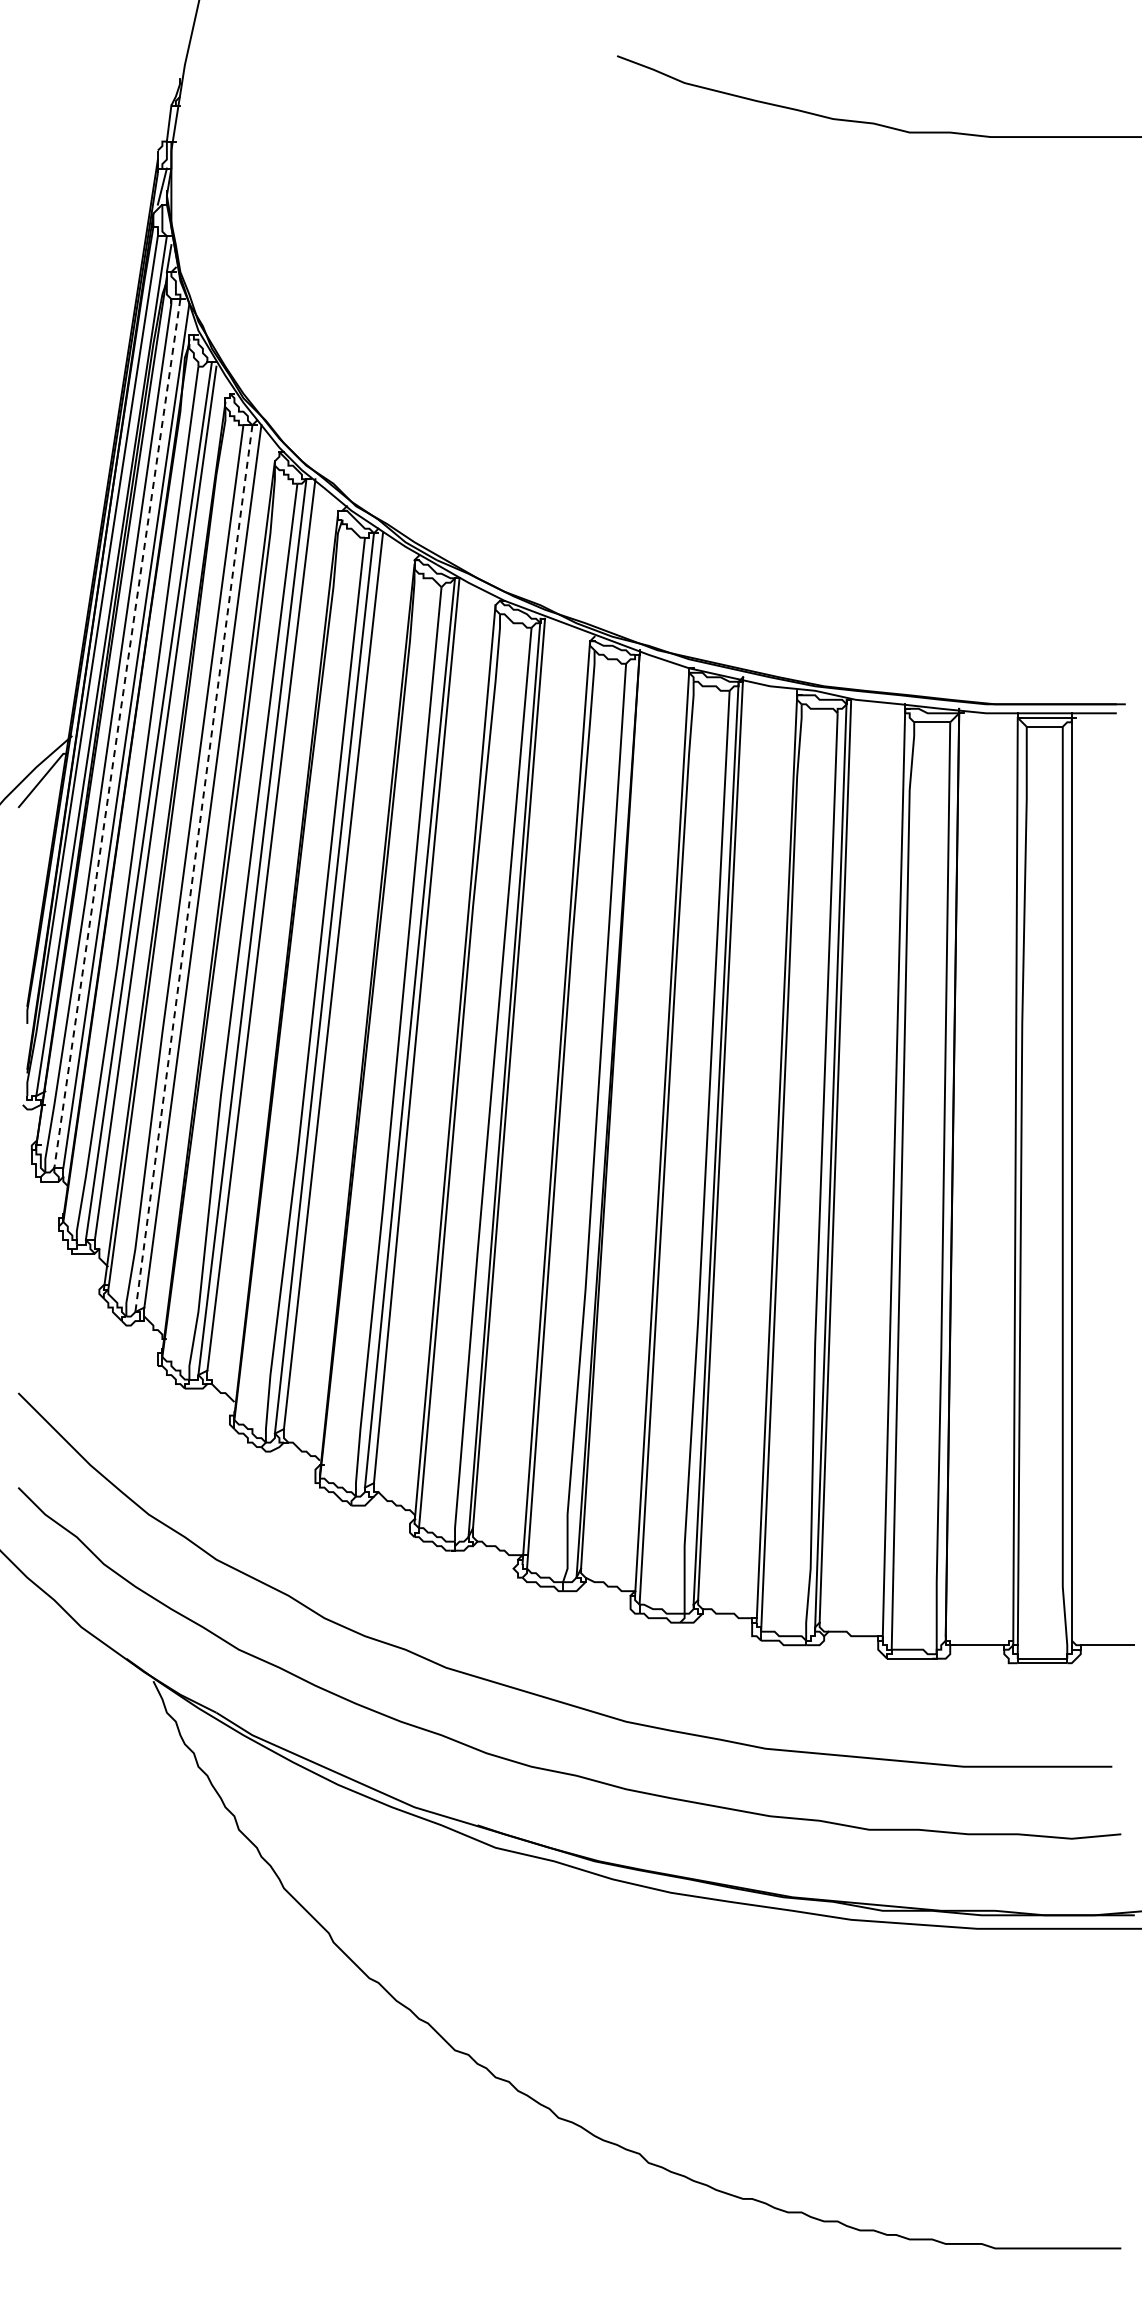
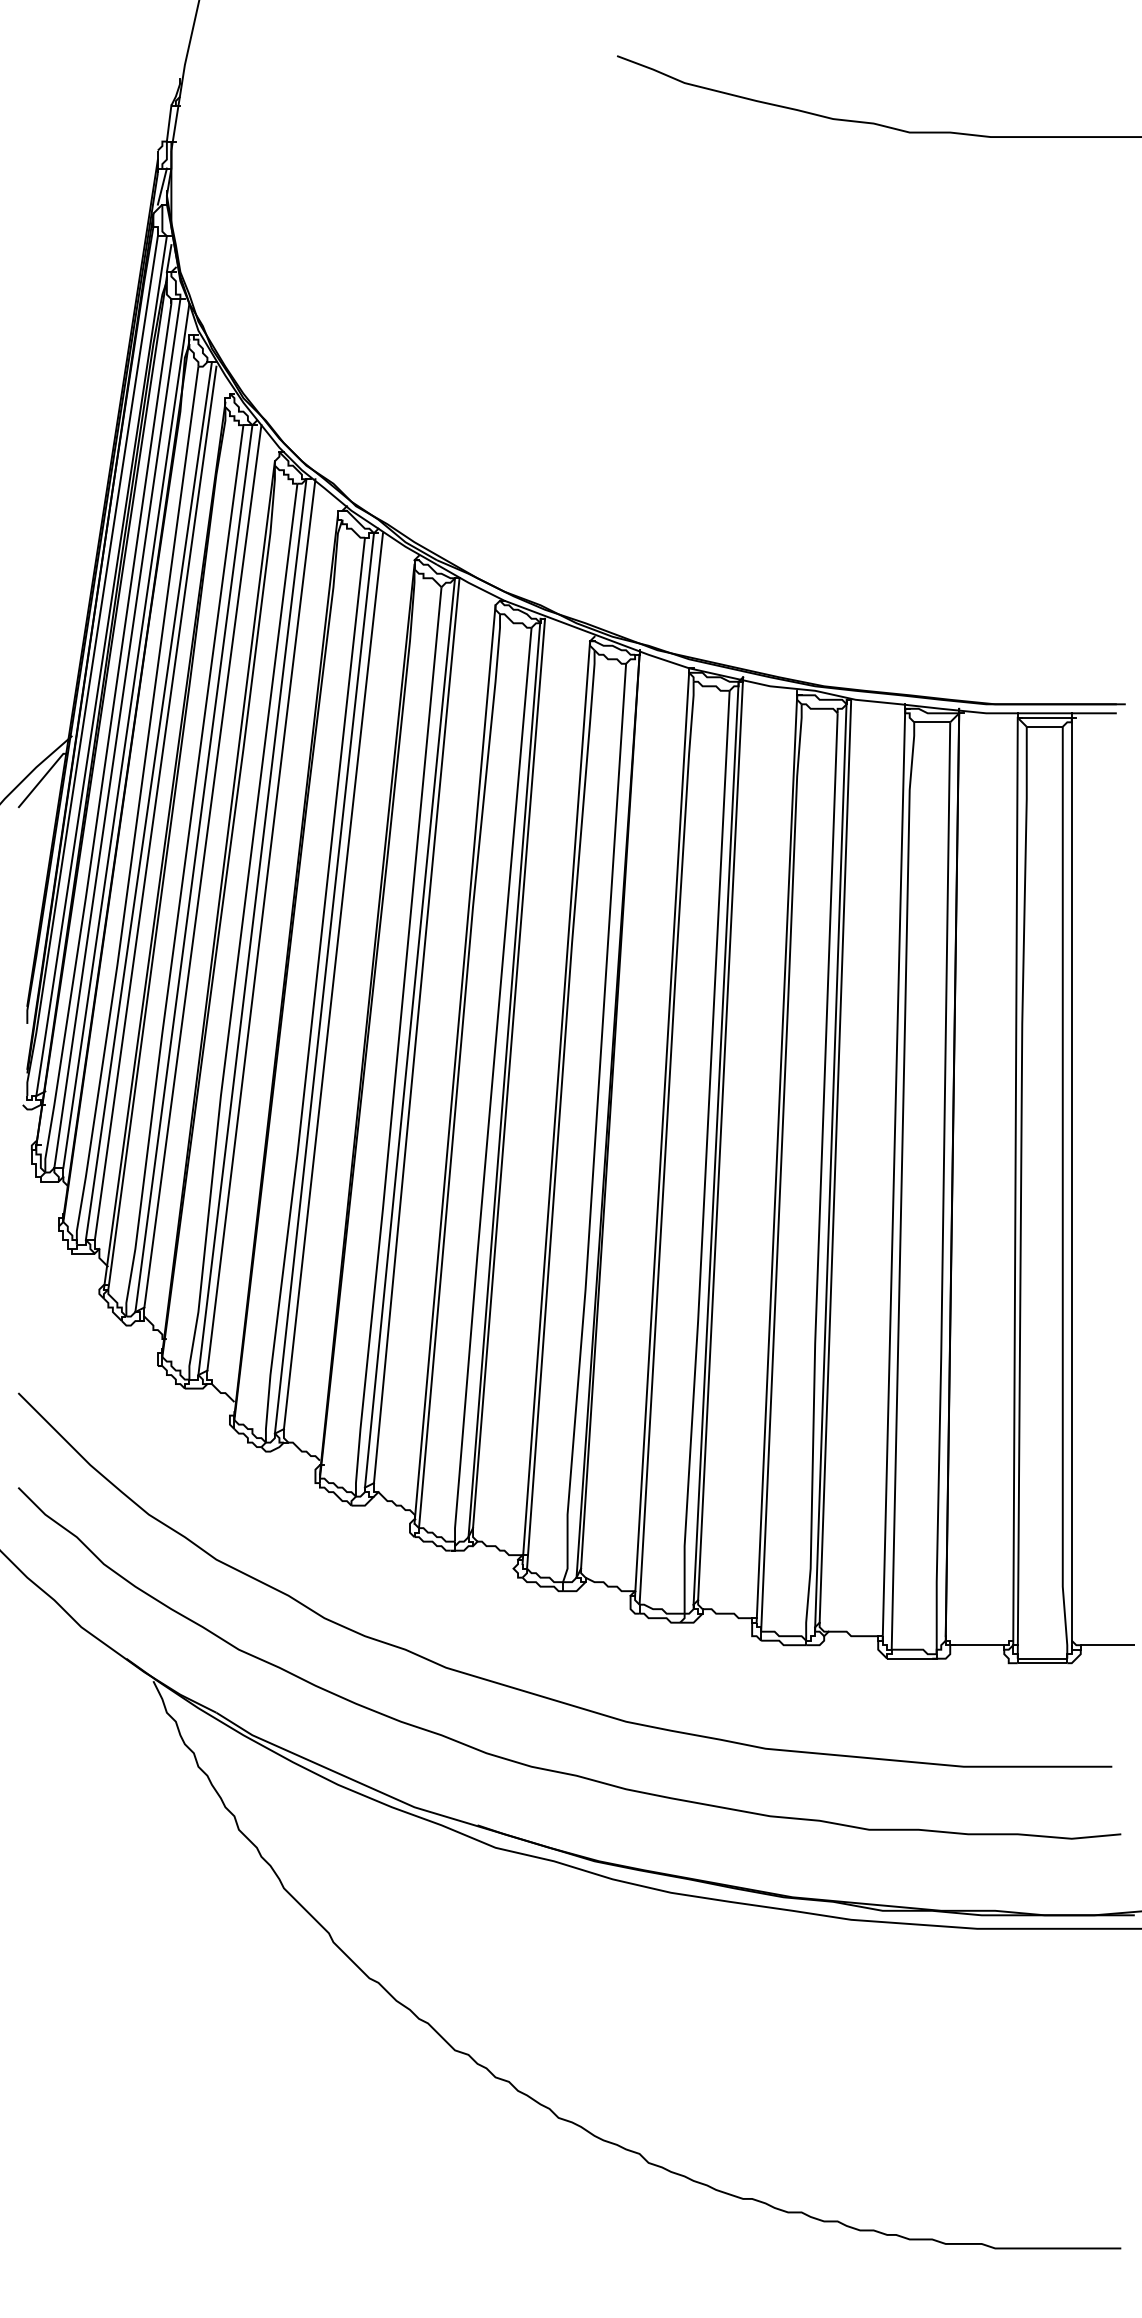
line: dashed -> solid (117, 733)
line: dashed -> solid (193, 869)
